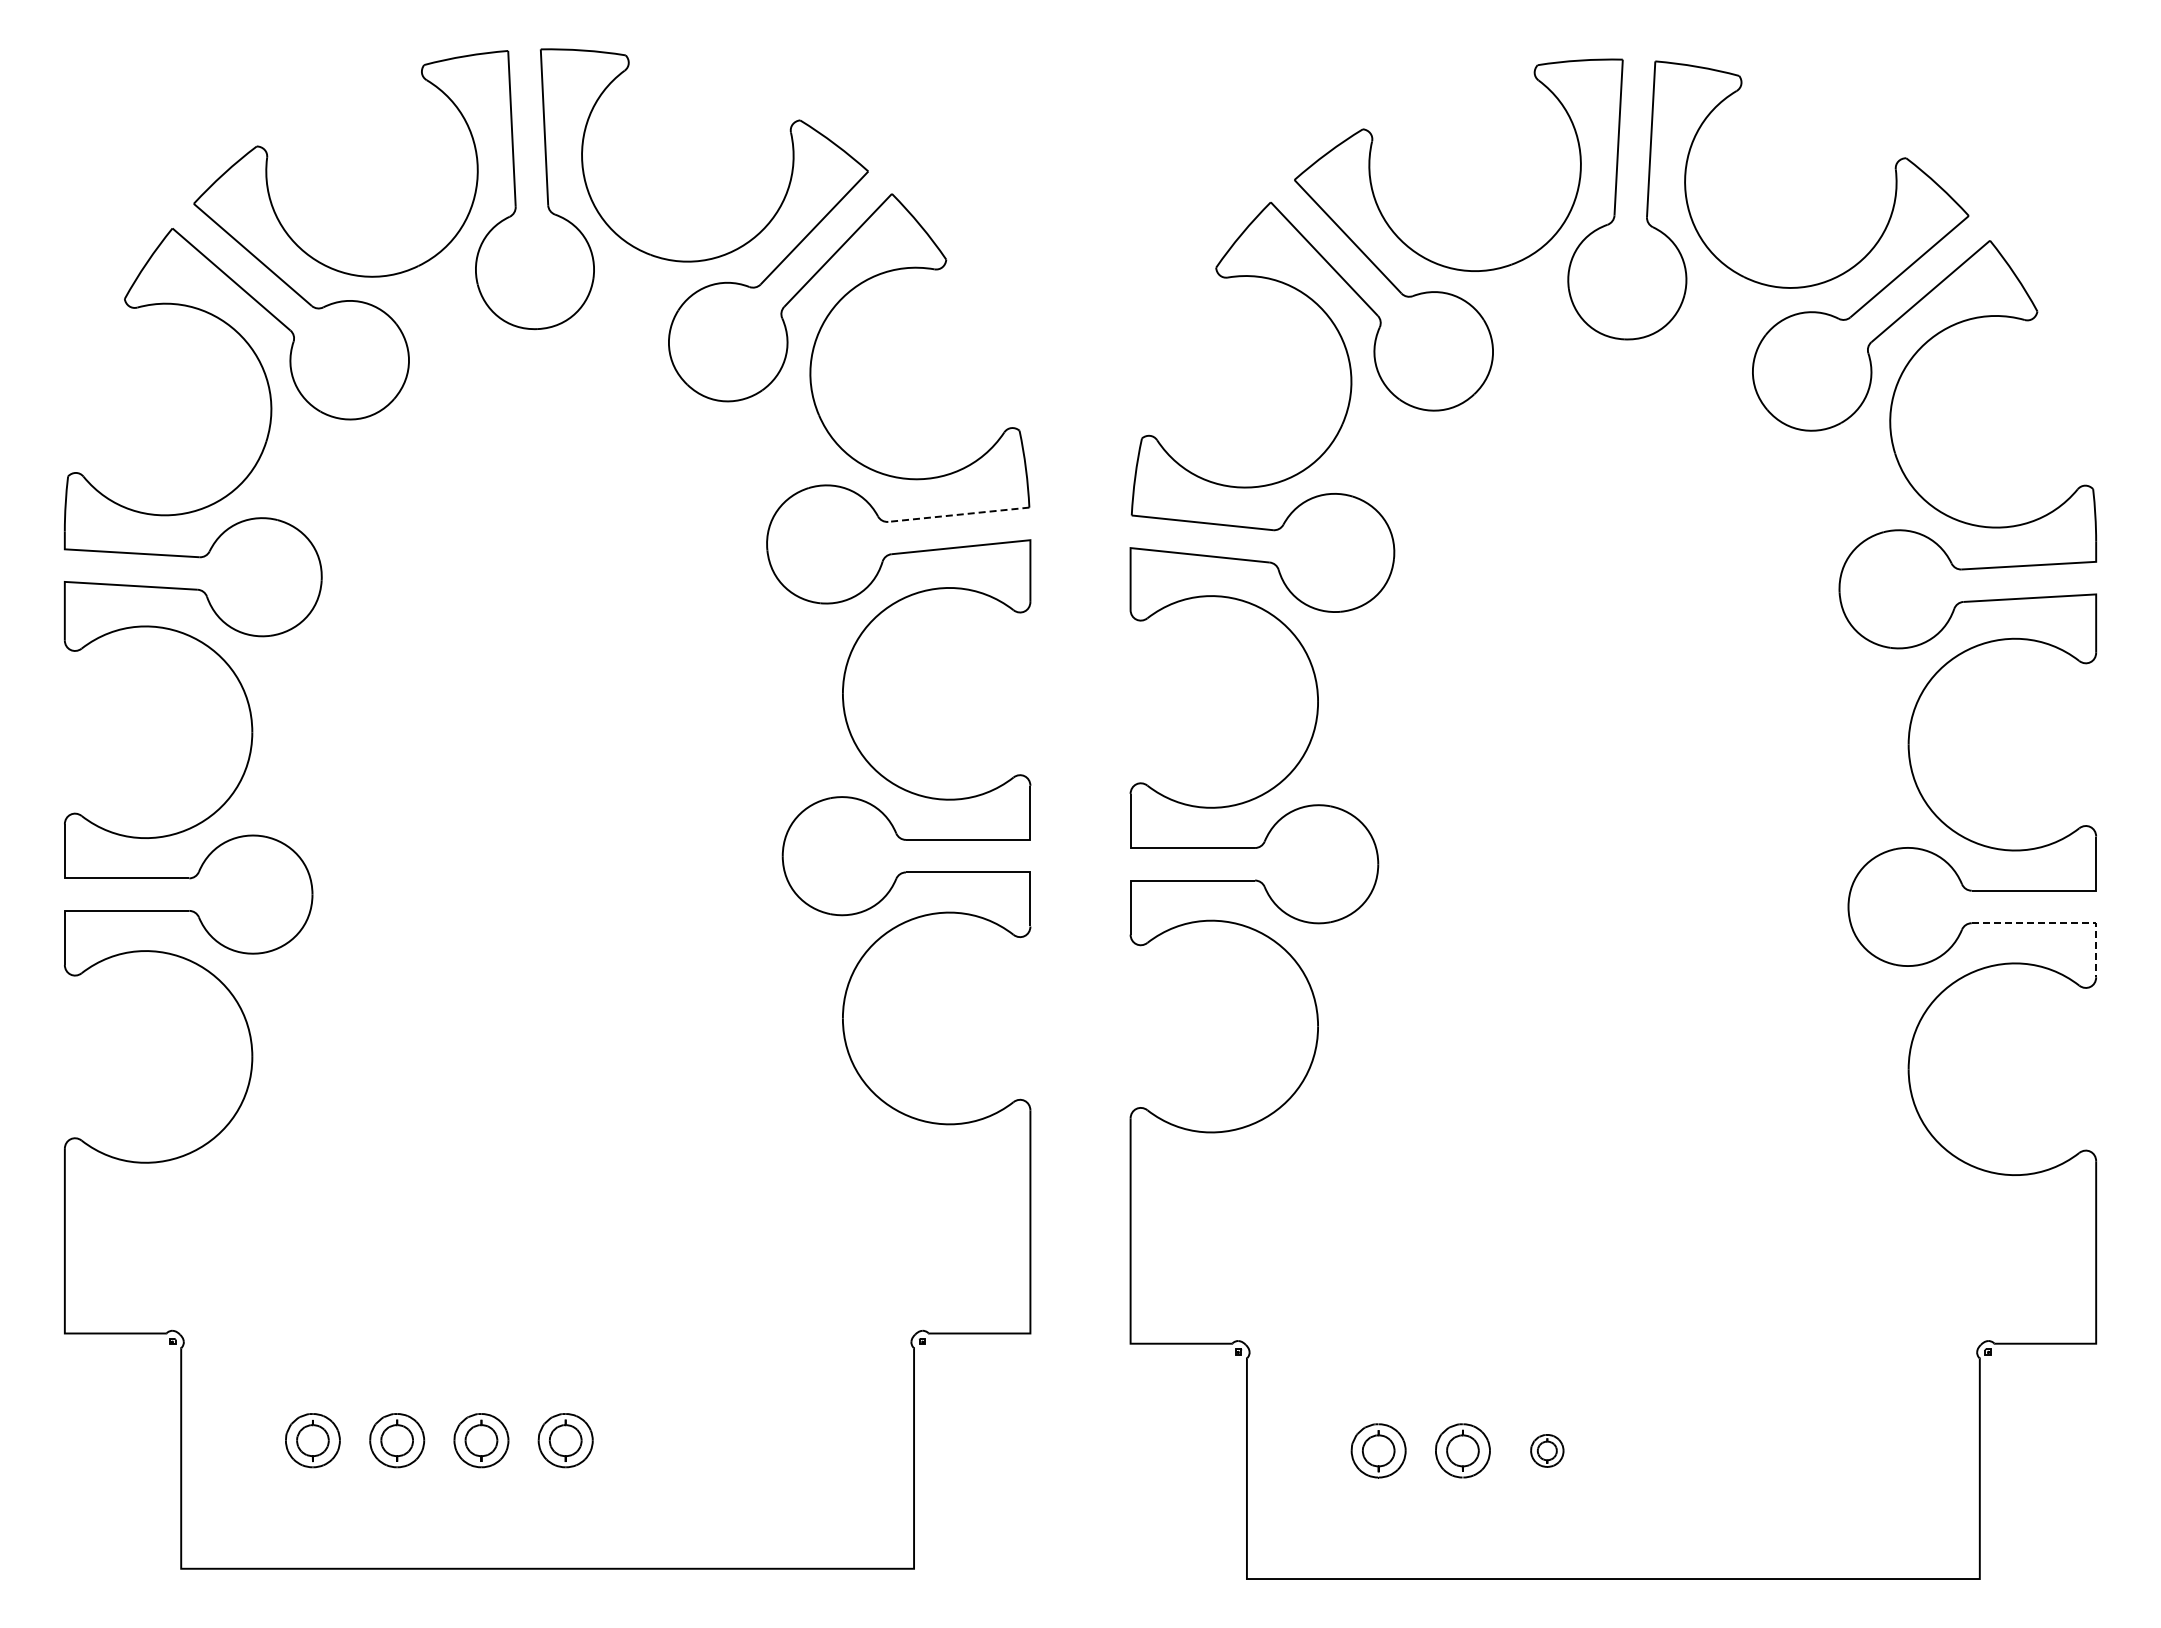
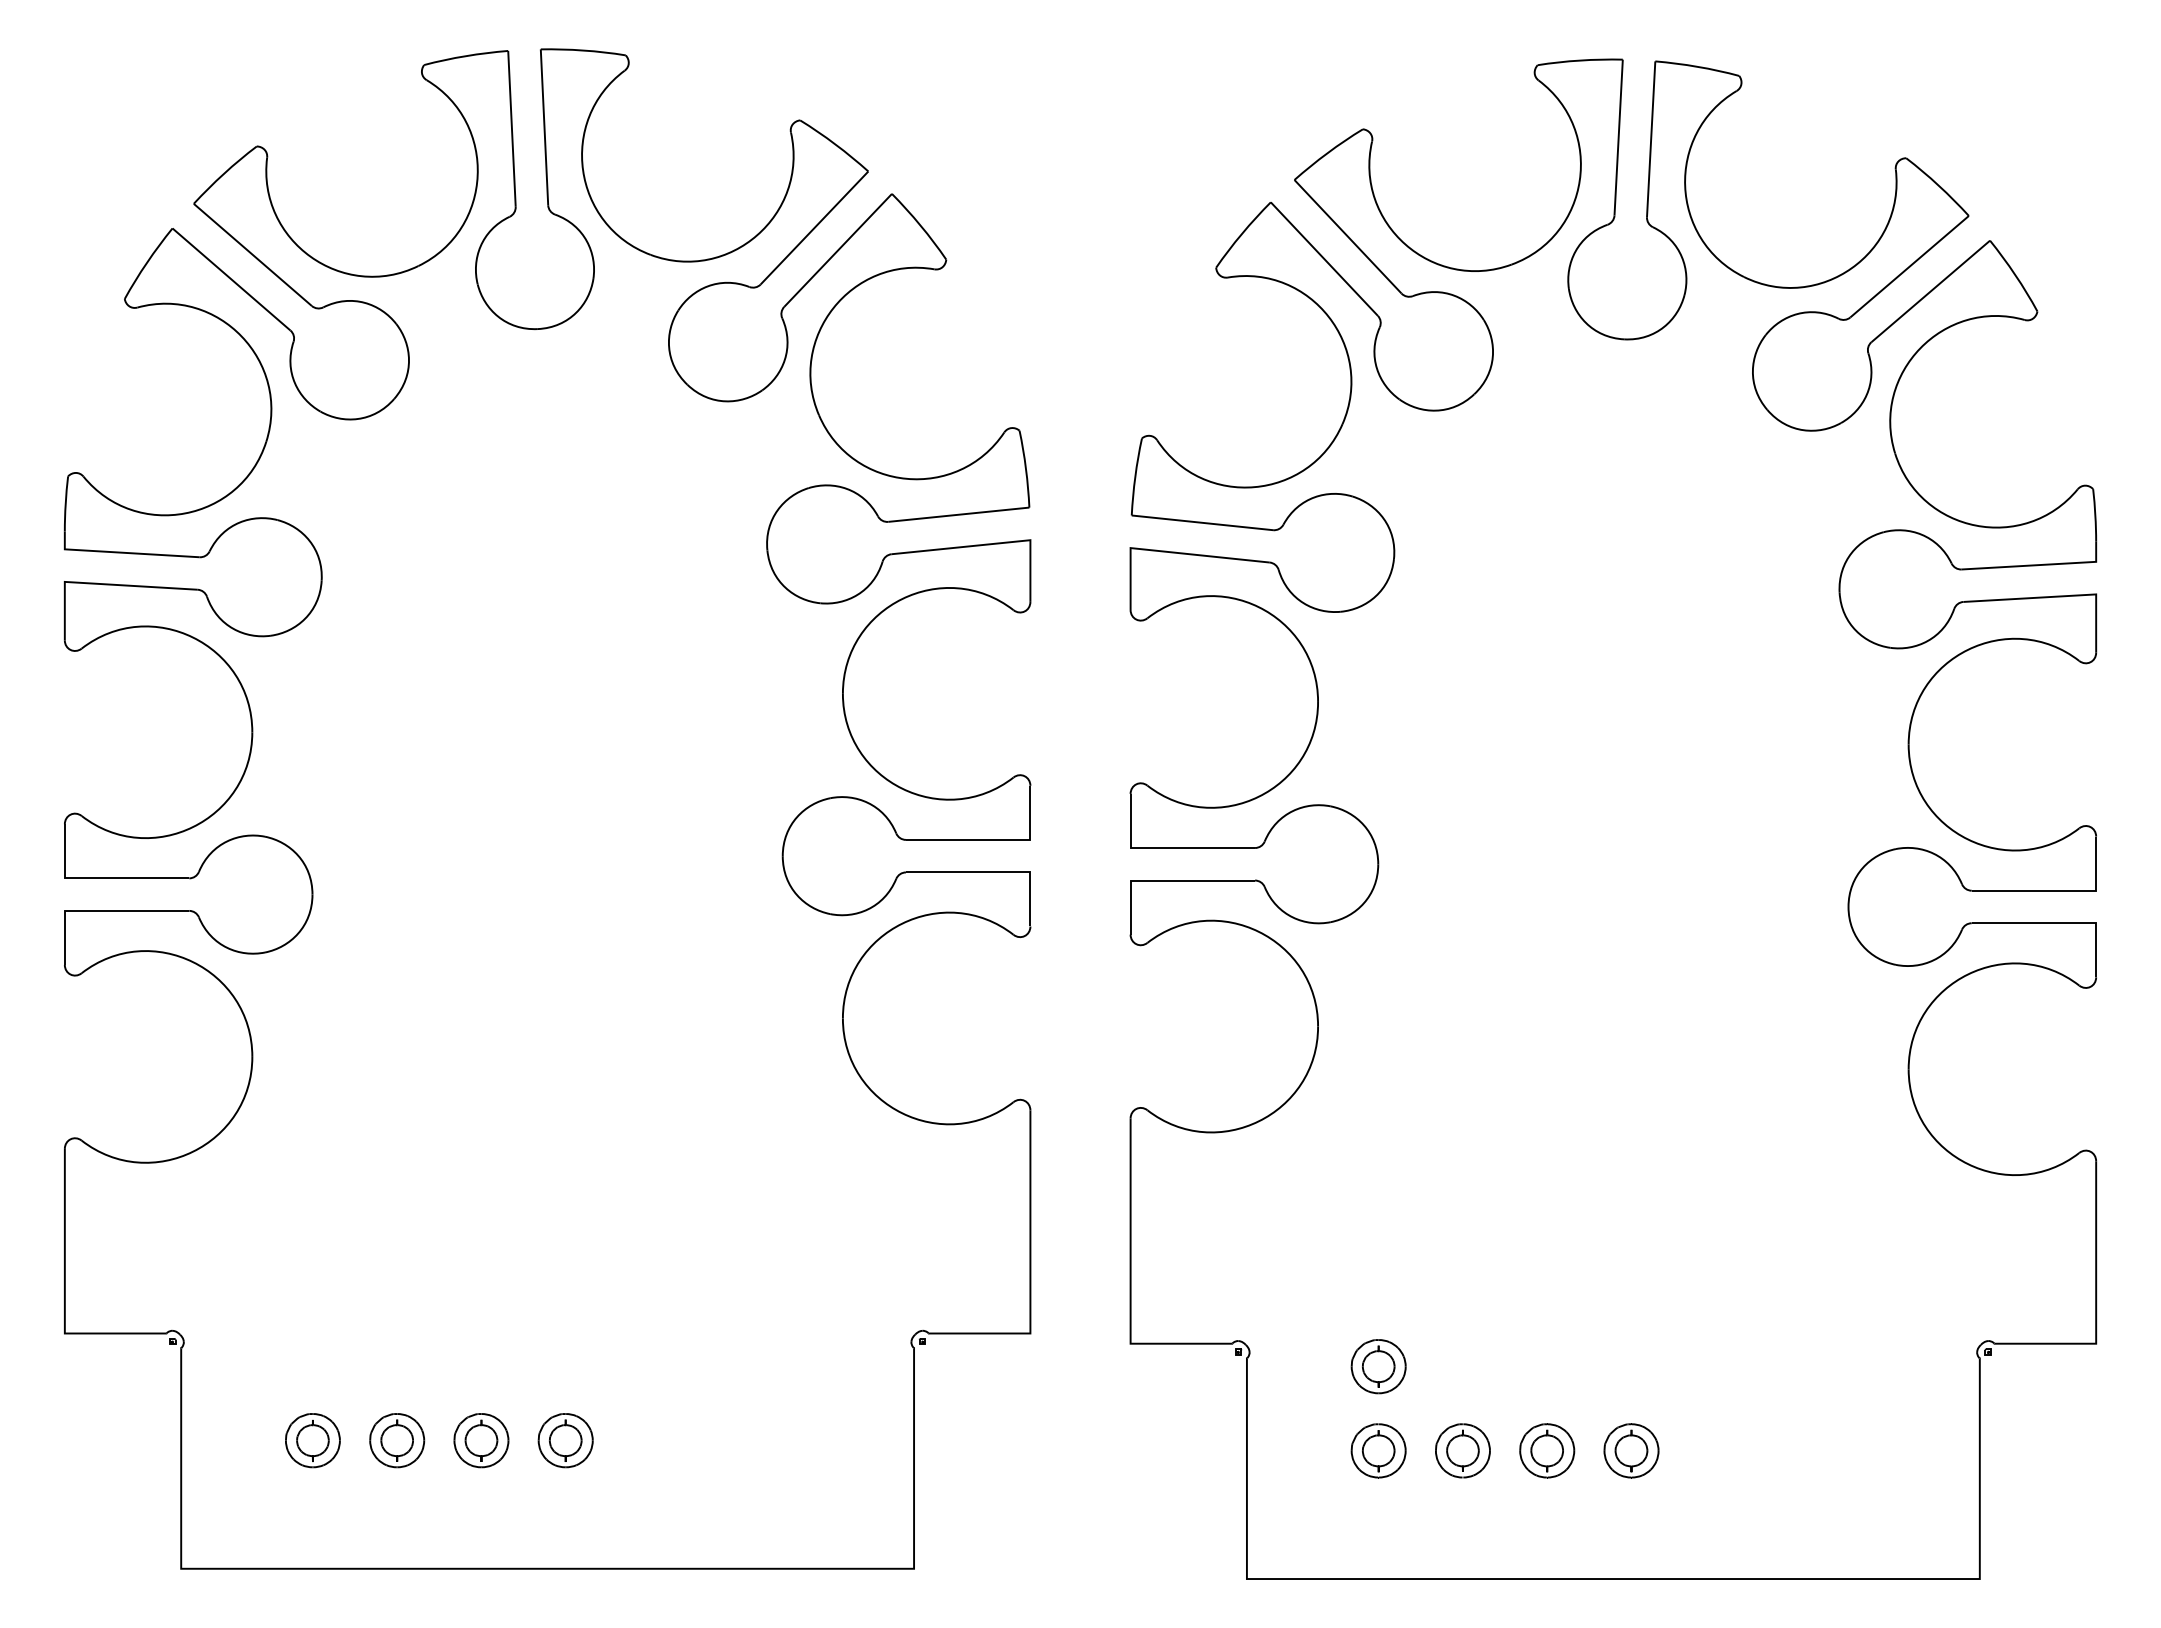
line: dashed -> solid (958, 514)
line: dashed -> solid (2062, 923)
part: none -> present (1378, 1366)
part size: 35x34 px -> 57x56 px (1547, 1450)
part: none -> present (1631, 1450)
